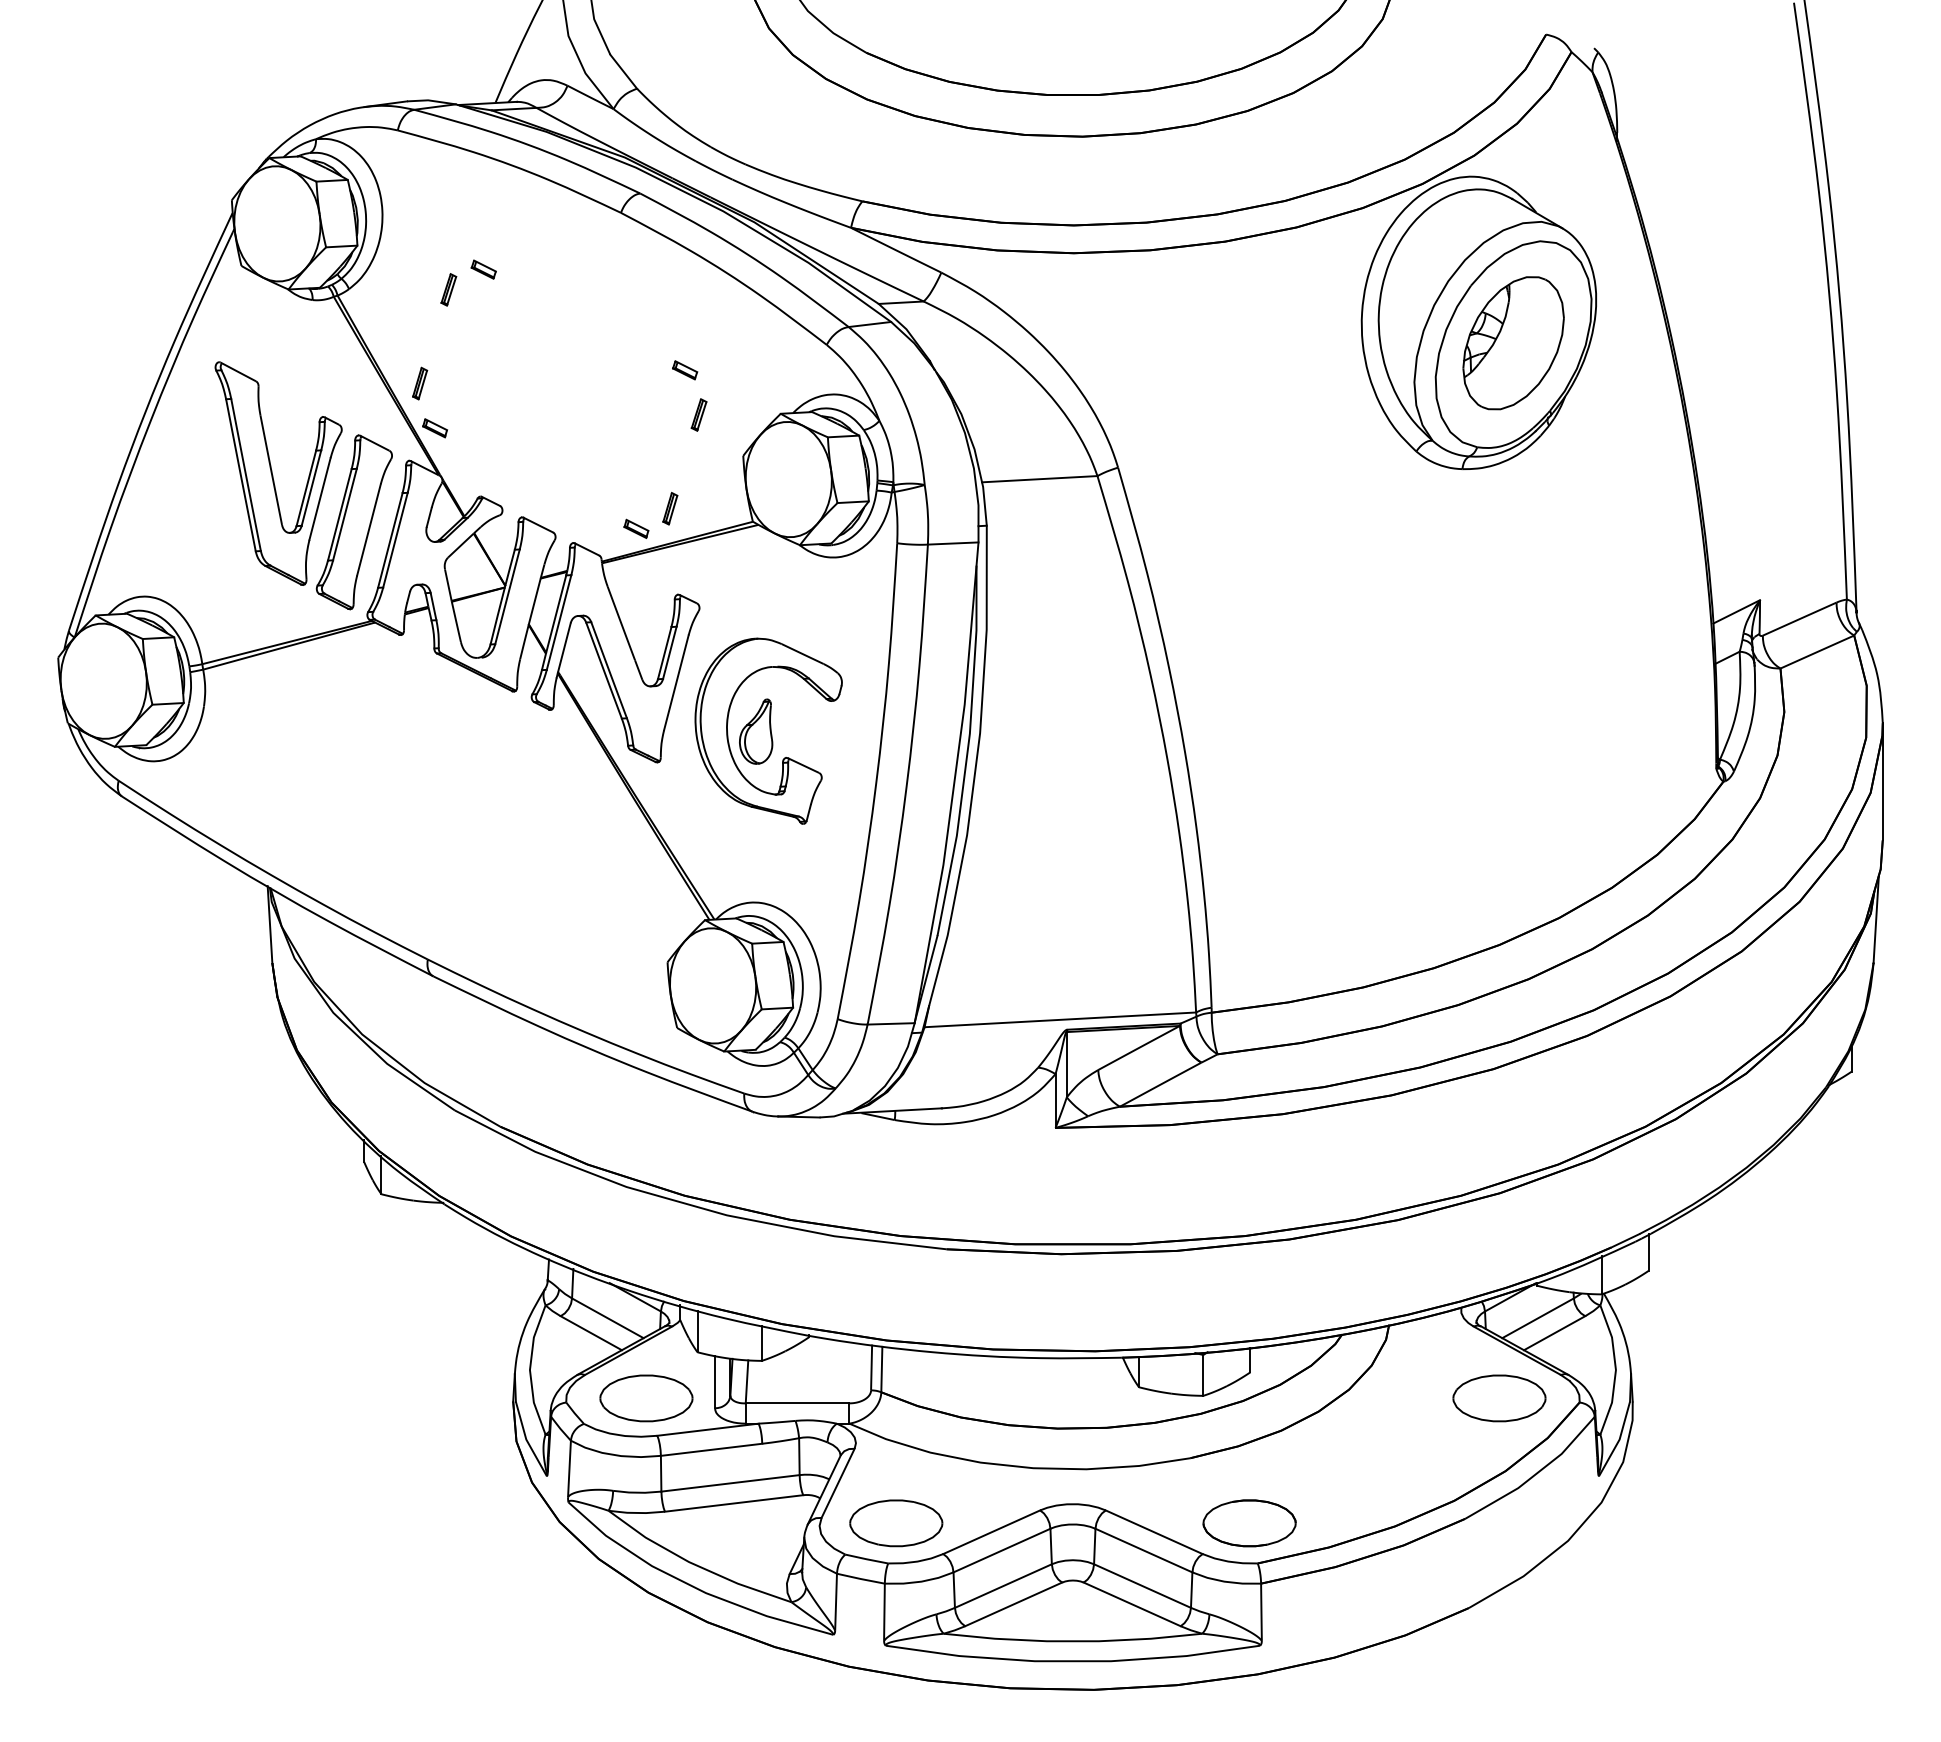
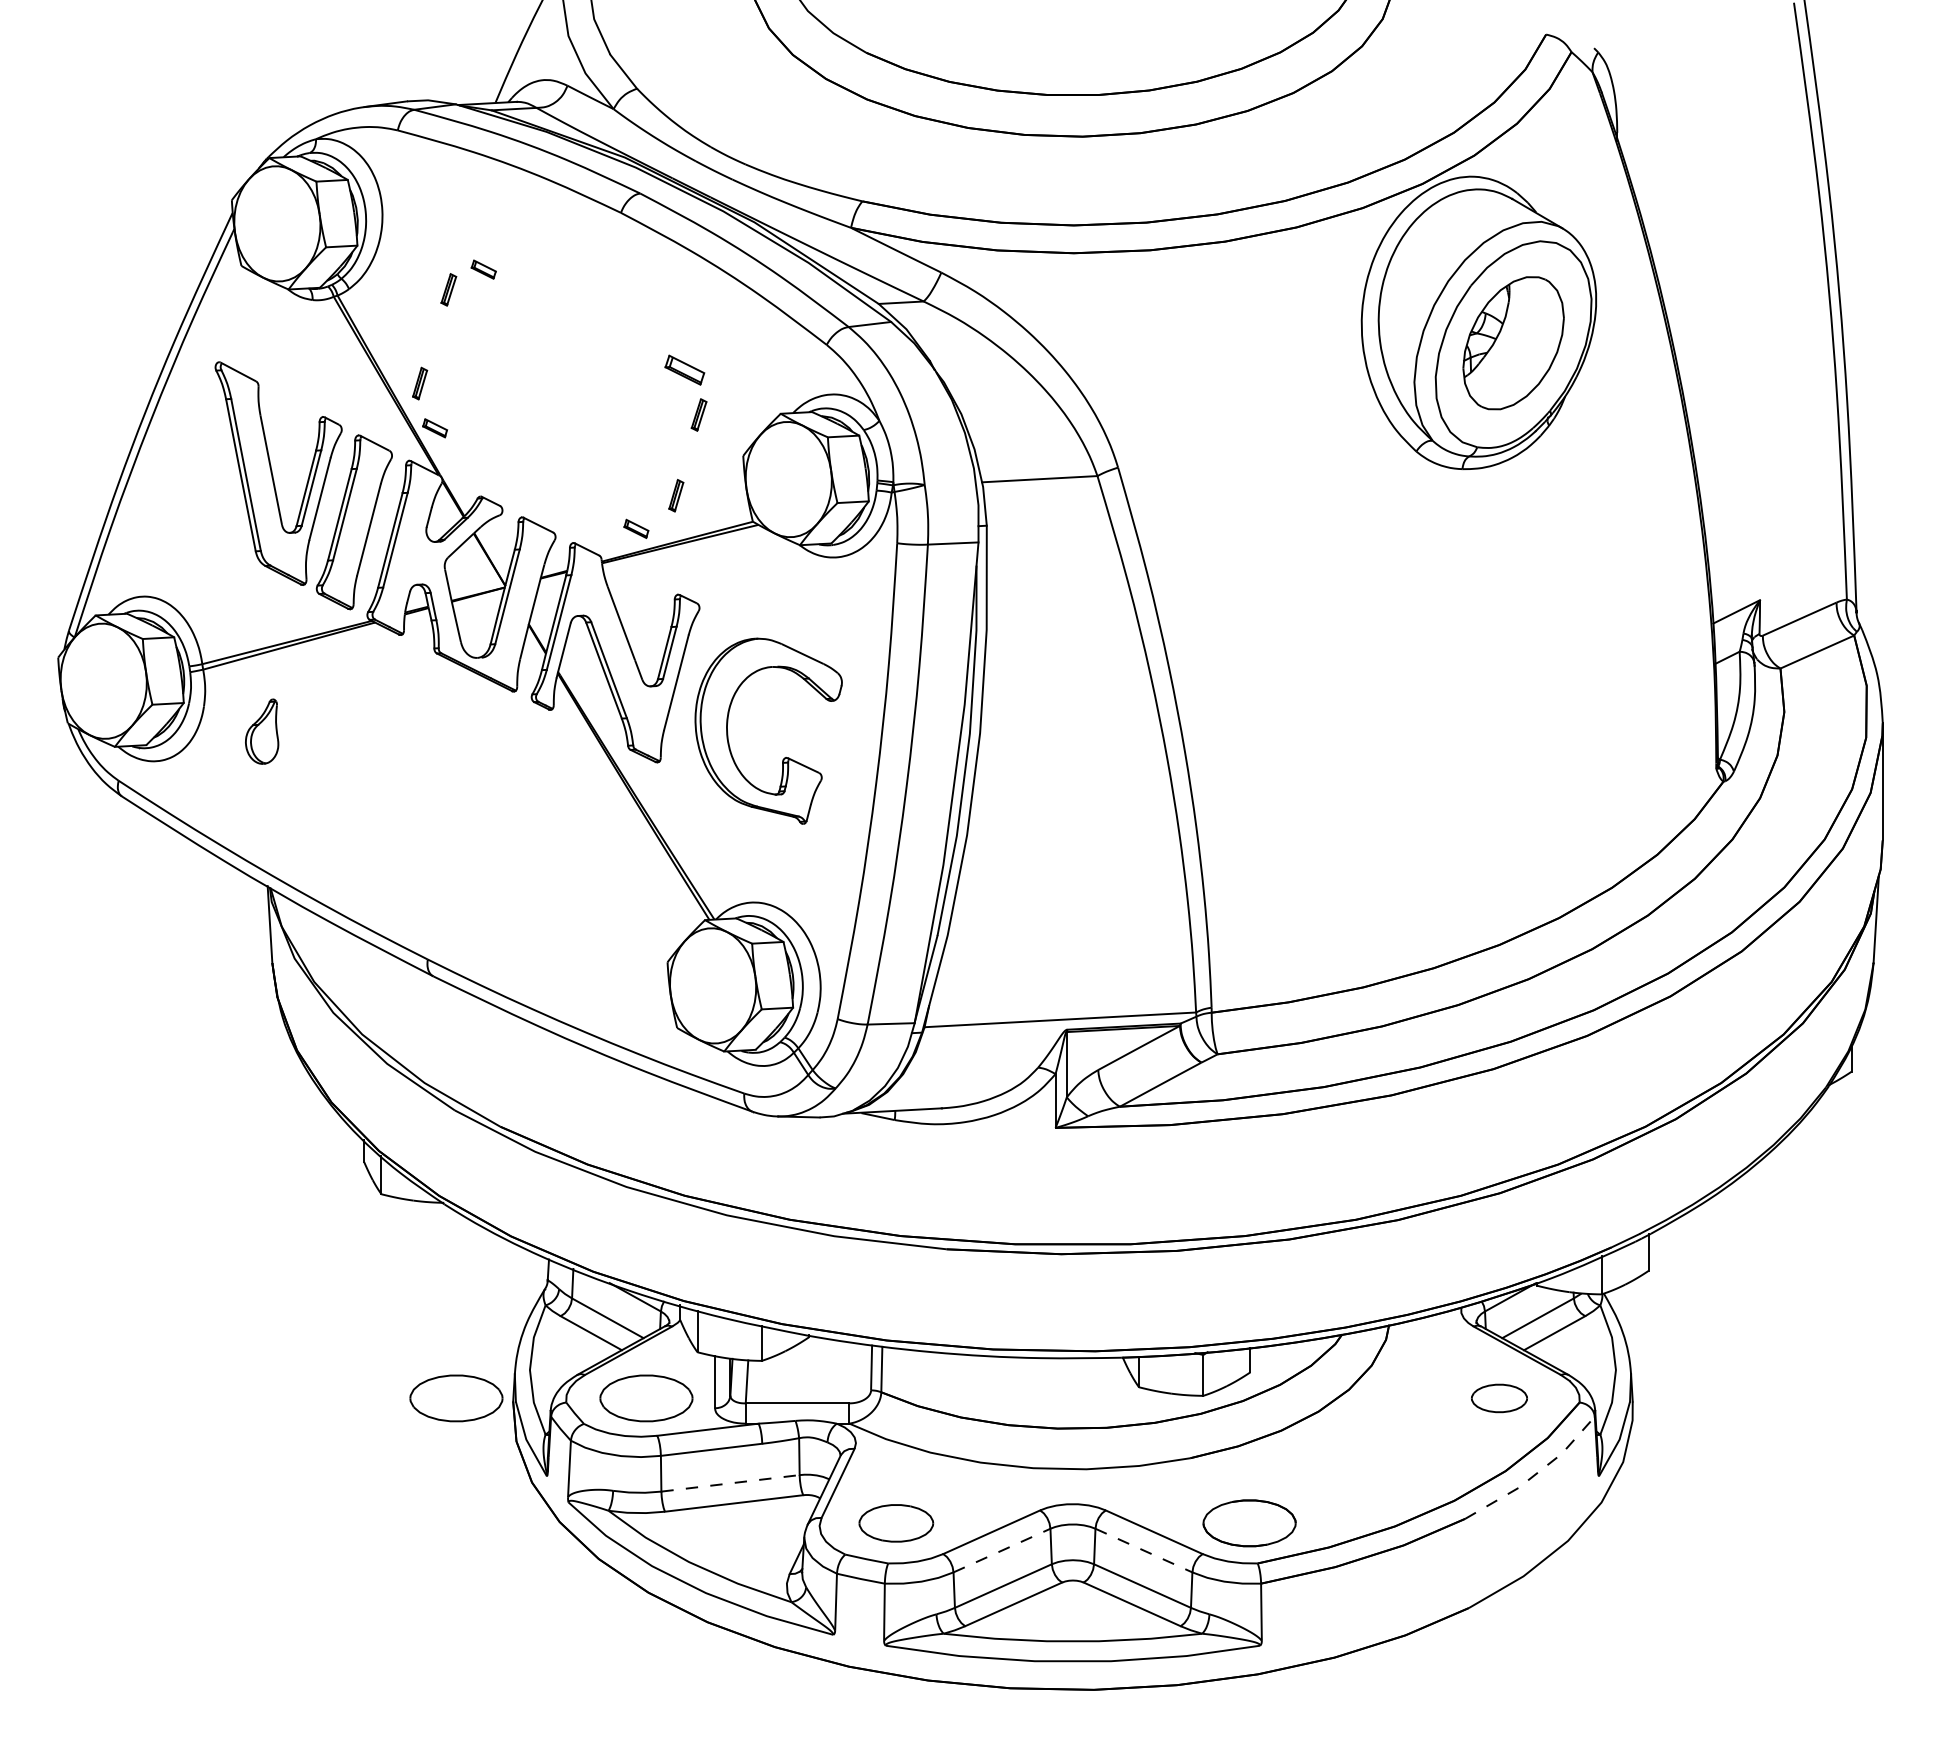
part size: 27x21 px -> 42x32 px (684, 369)
part position: (670, 508) -> (676, 495) (676, 495)
part position: (756, 731) -> (262, 731) (262, 731)
part: none -> present (456, 1398)
part size: 95x49 px -> 57x31 px (1499, 1398)
line: solid -> dashed (1535, 1474)
line: solid -> dashed (730, 1483)
part size: 95x49 px -> 77x39 px (896, 1523)
line: solid -> dashed (1002, 1550)
line: solid -> dashed (1144, 1550)
